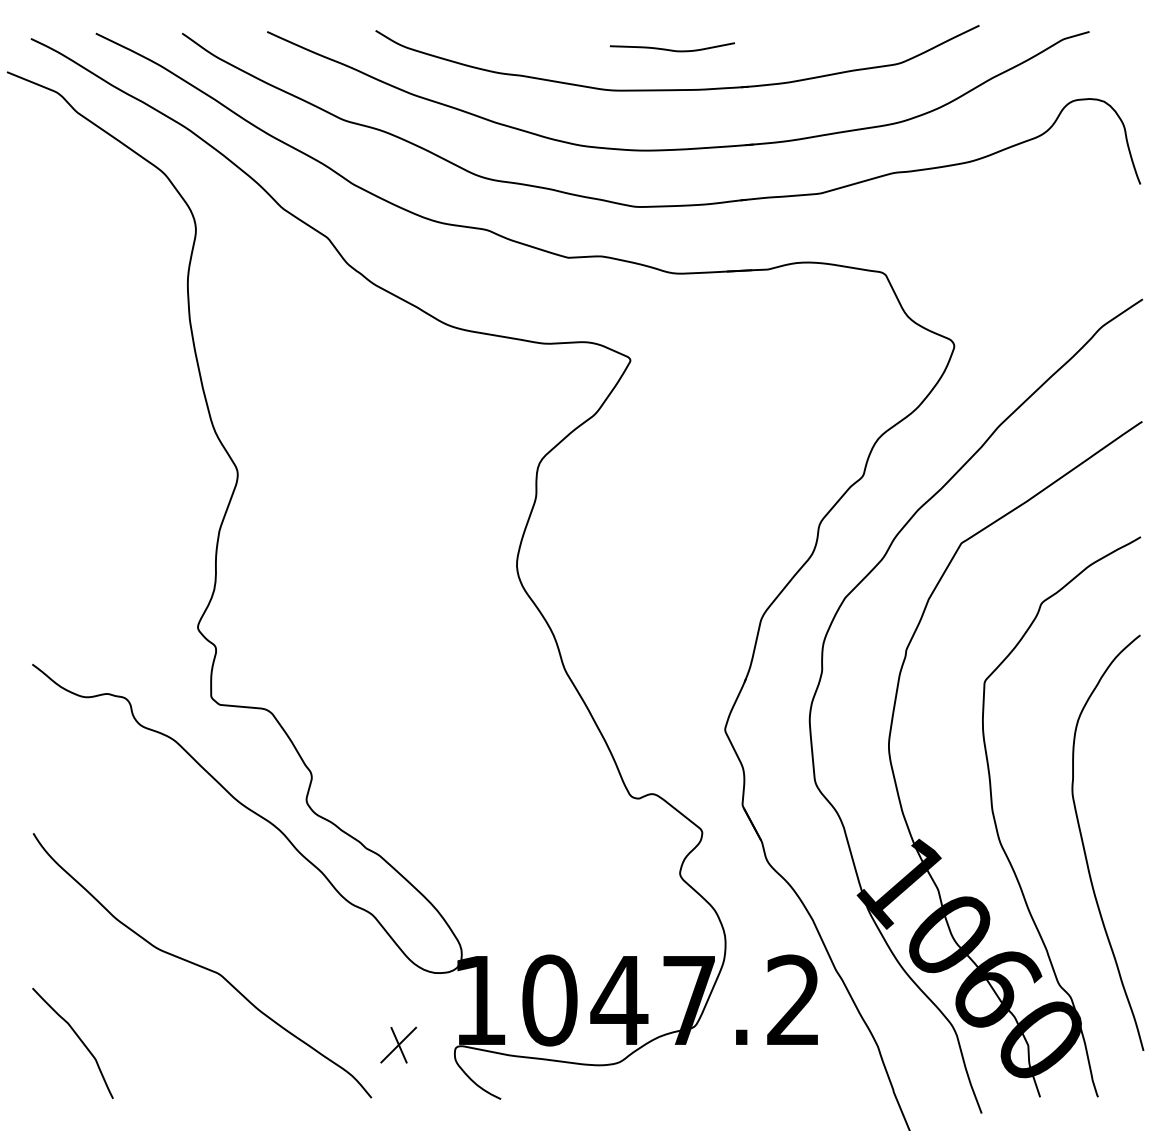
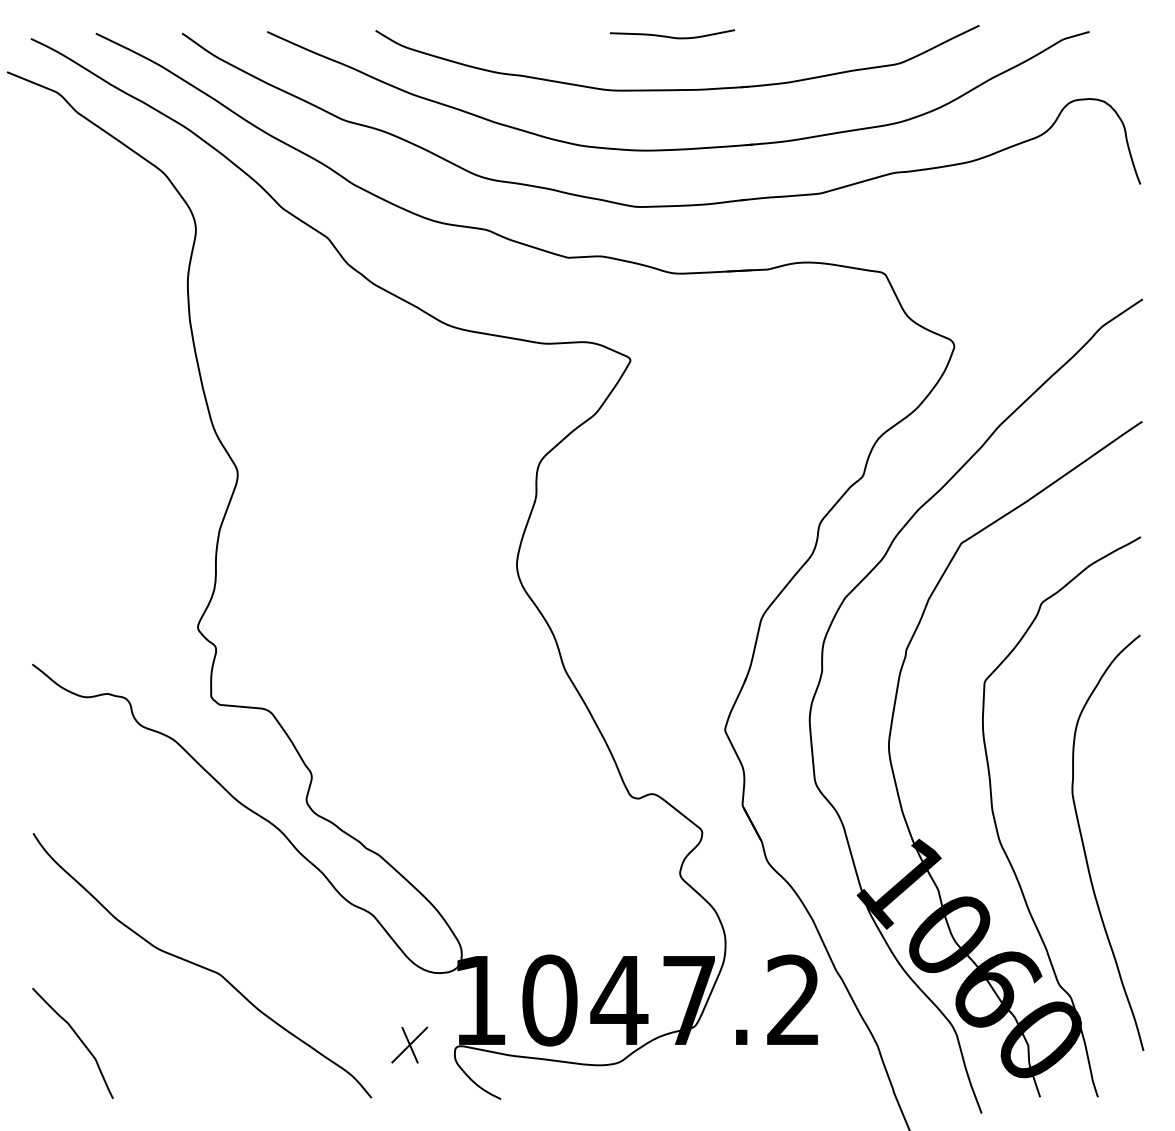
curve position: (672, 49) -> (672, 36) (672, 36)
part position: (398, 1044) -> (409, 1044) (409, 1044)
